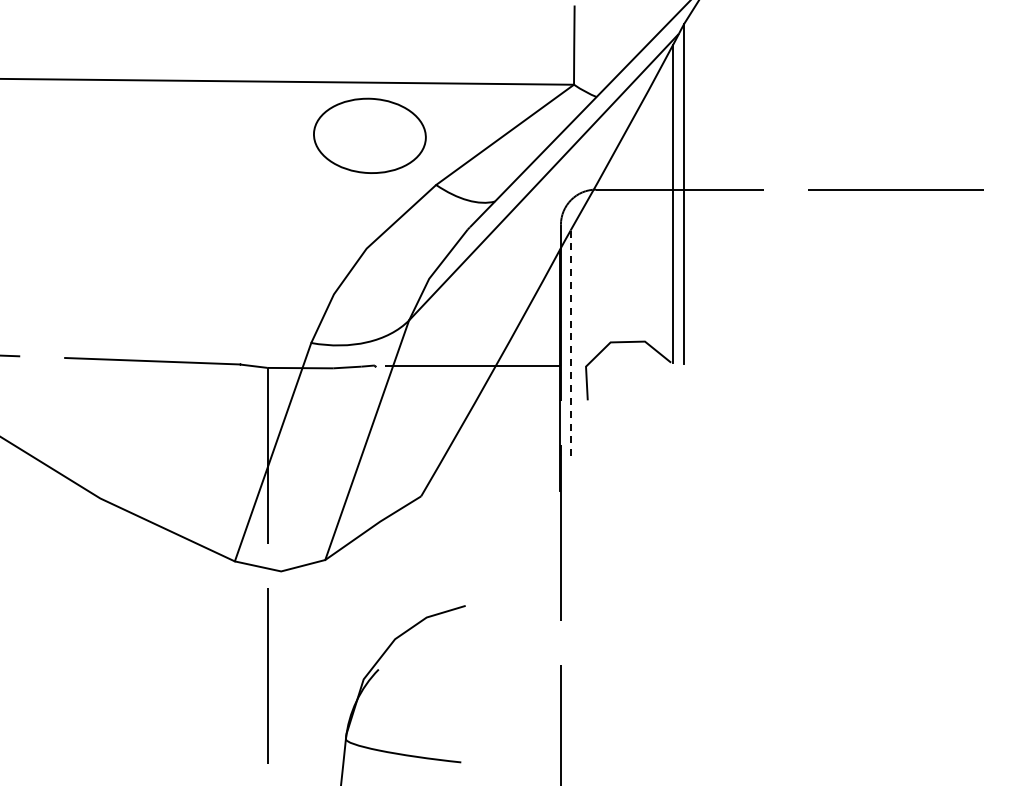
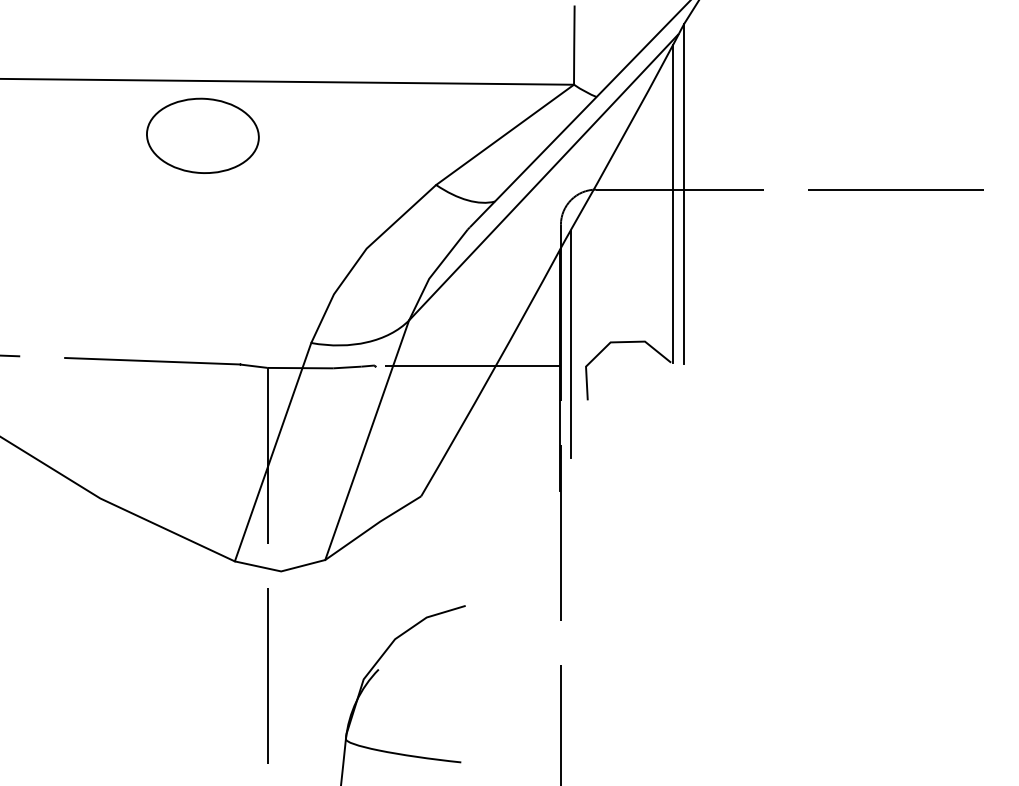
part position: (369, 135) -> (202, 135) (202, 135)
line: dashed -> solid (570, 344)
